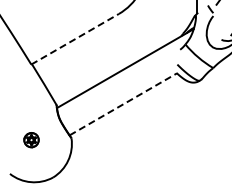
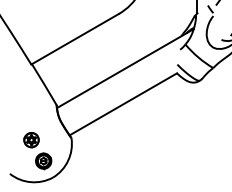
line: dashed -> solid (75, 39)
line: dashed -> solid (123, 104)
part: none -> present (43, 161)
